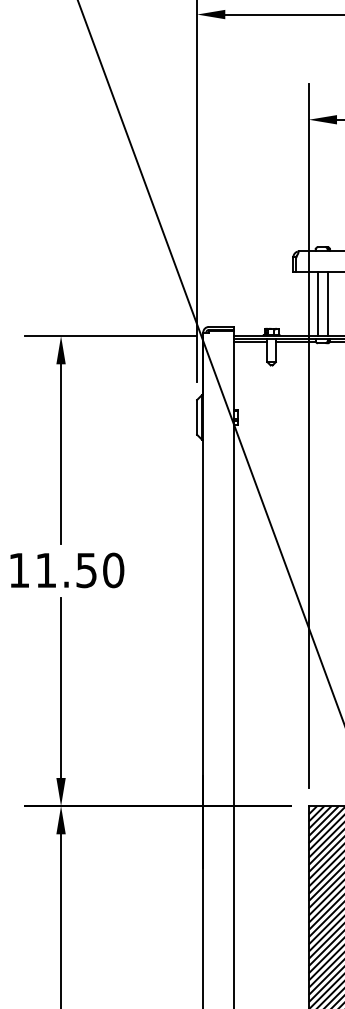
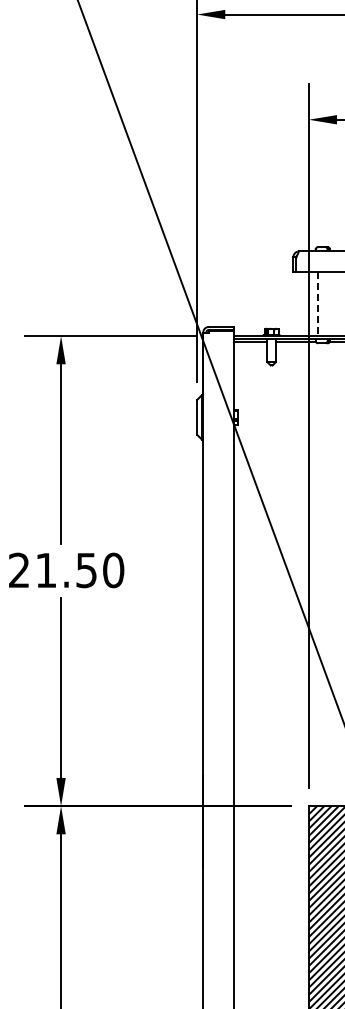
line: present -> none (327, 303)
line: solid -> dashed (317, 304)
text: 11.50 -> 21.50 (18, 569)
